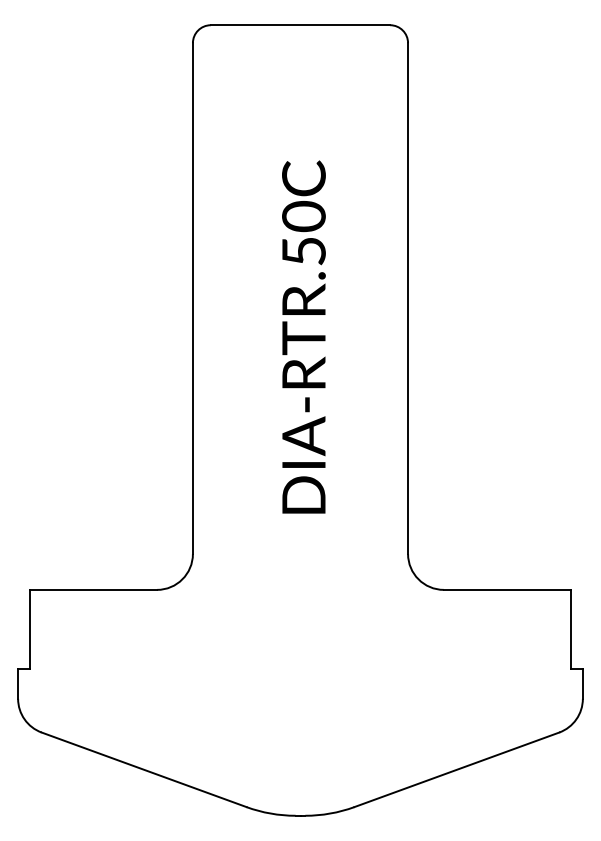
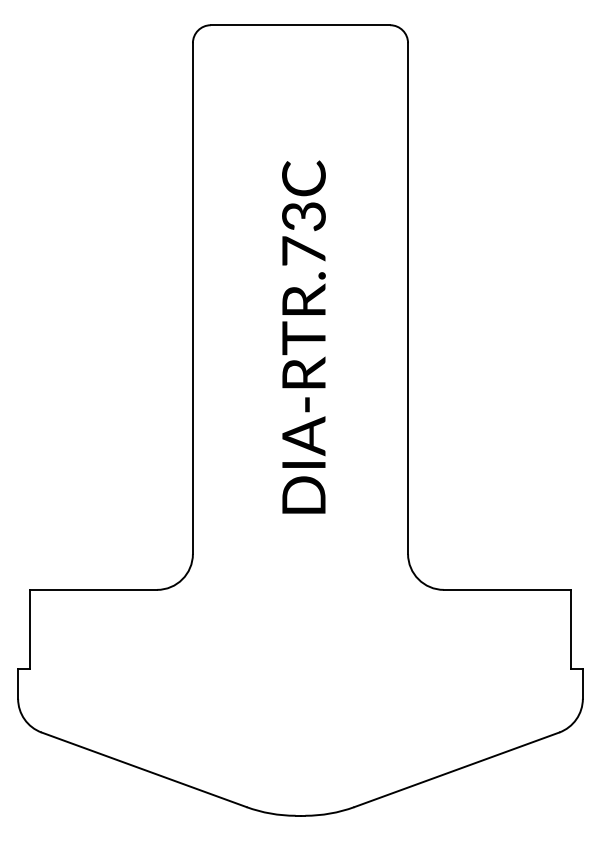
text: DIA-RTR.50C -> DIA-RTR.73C (303, 233)
